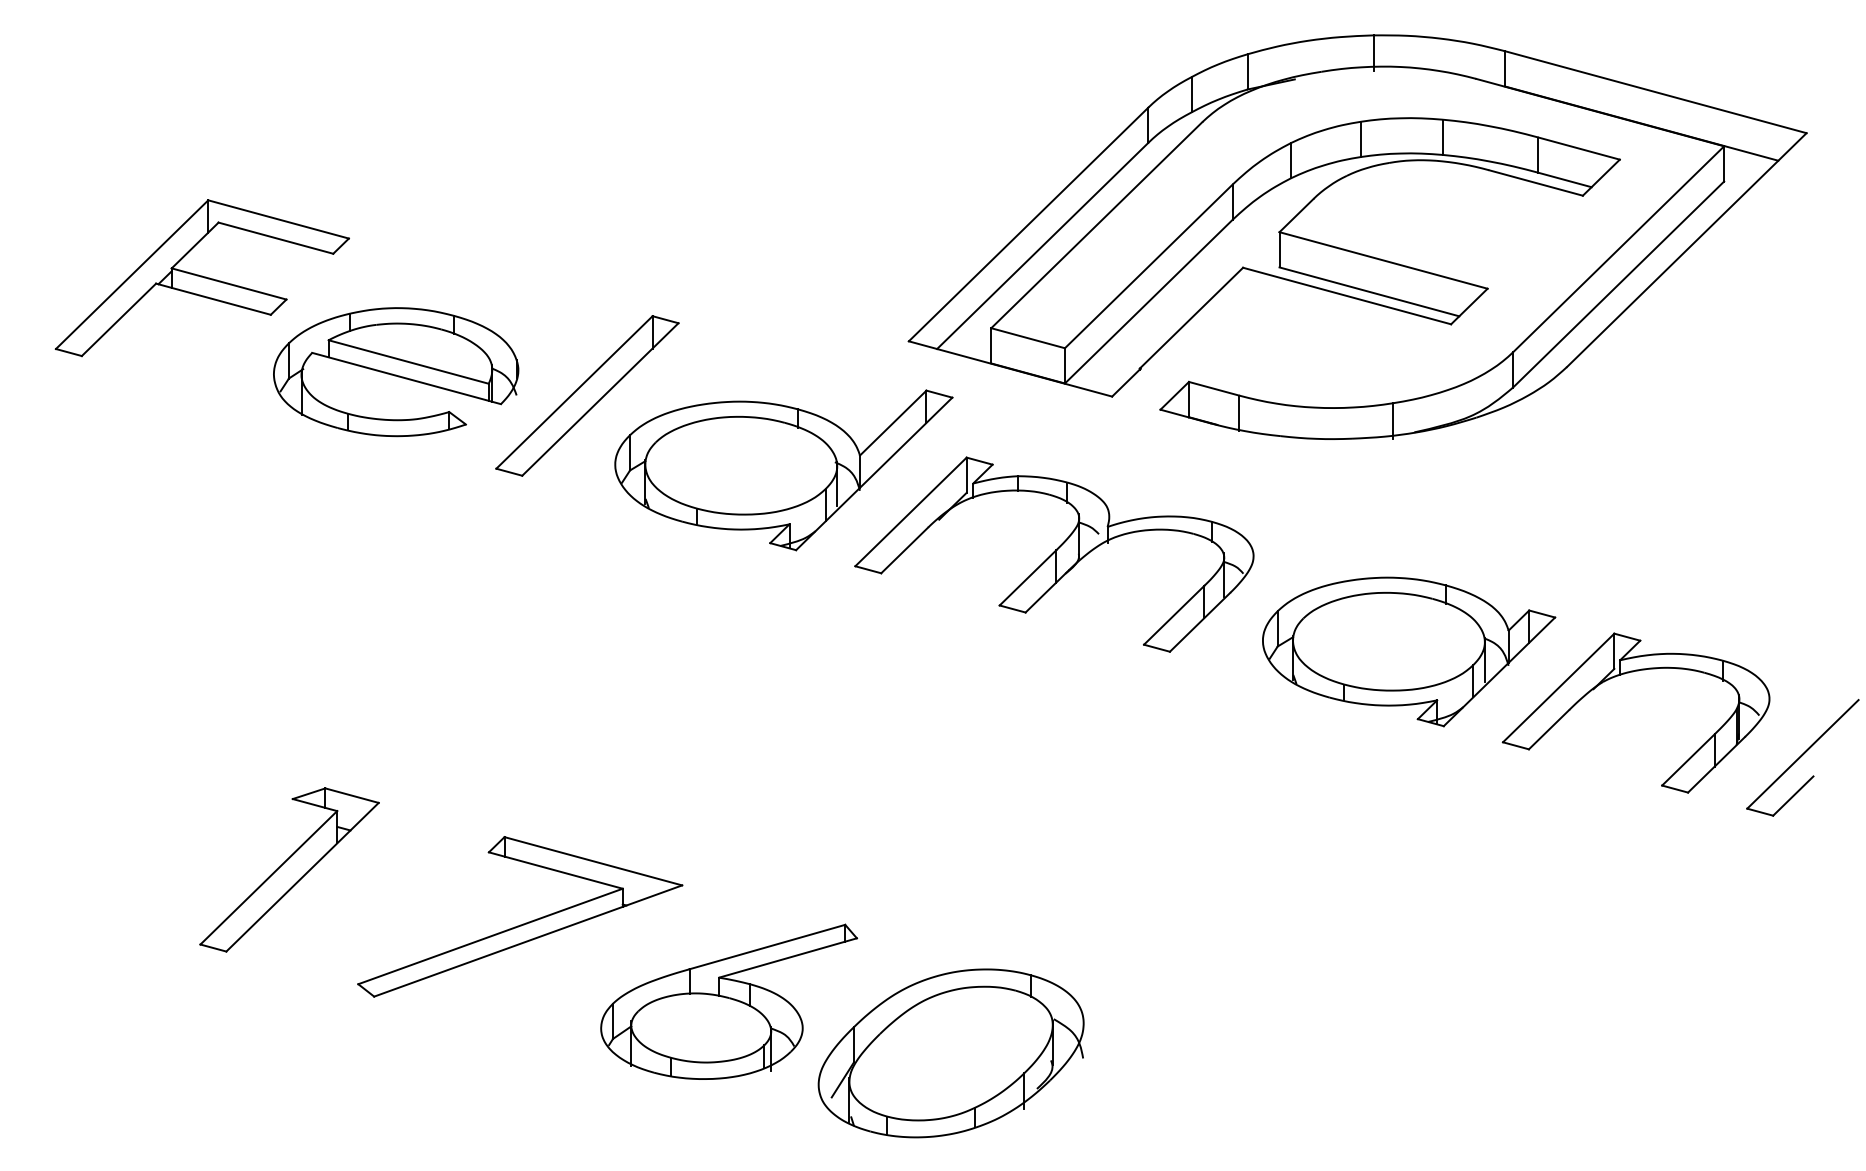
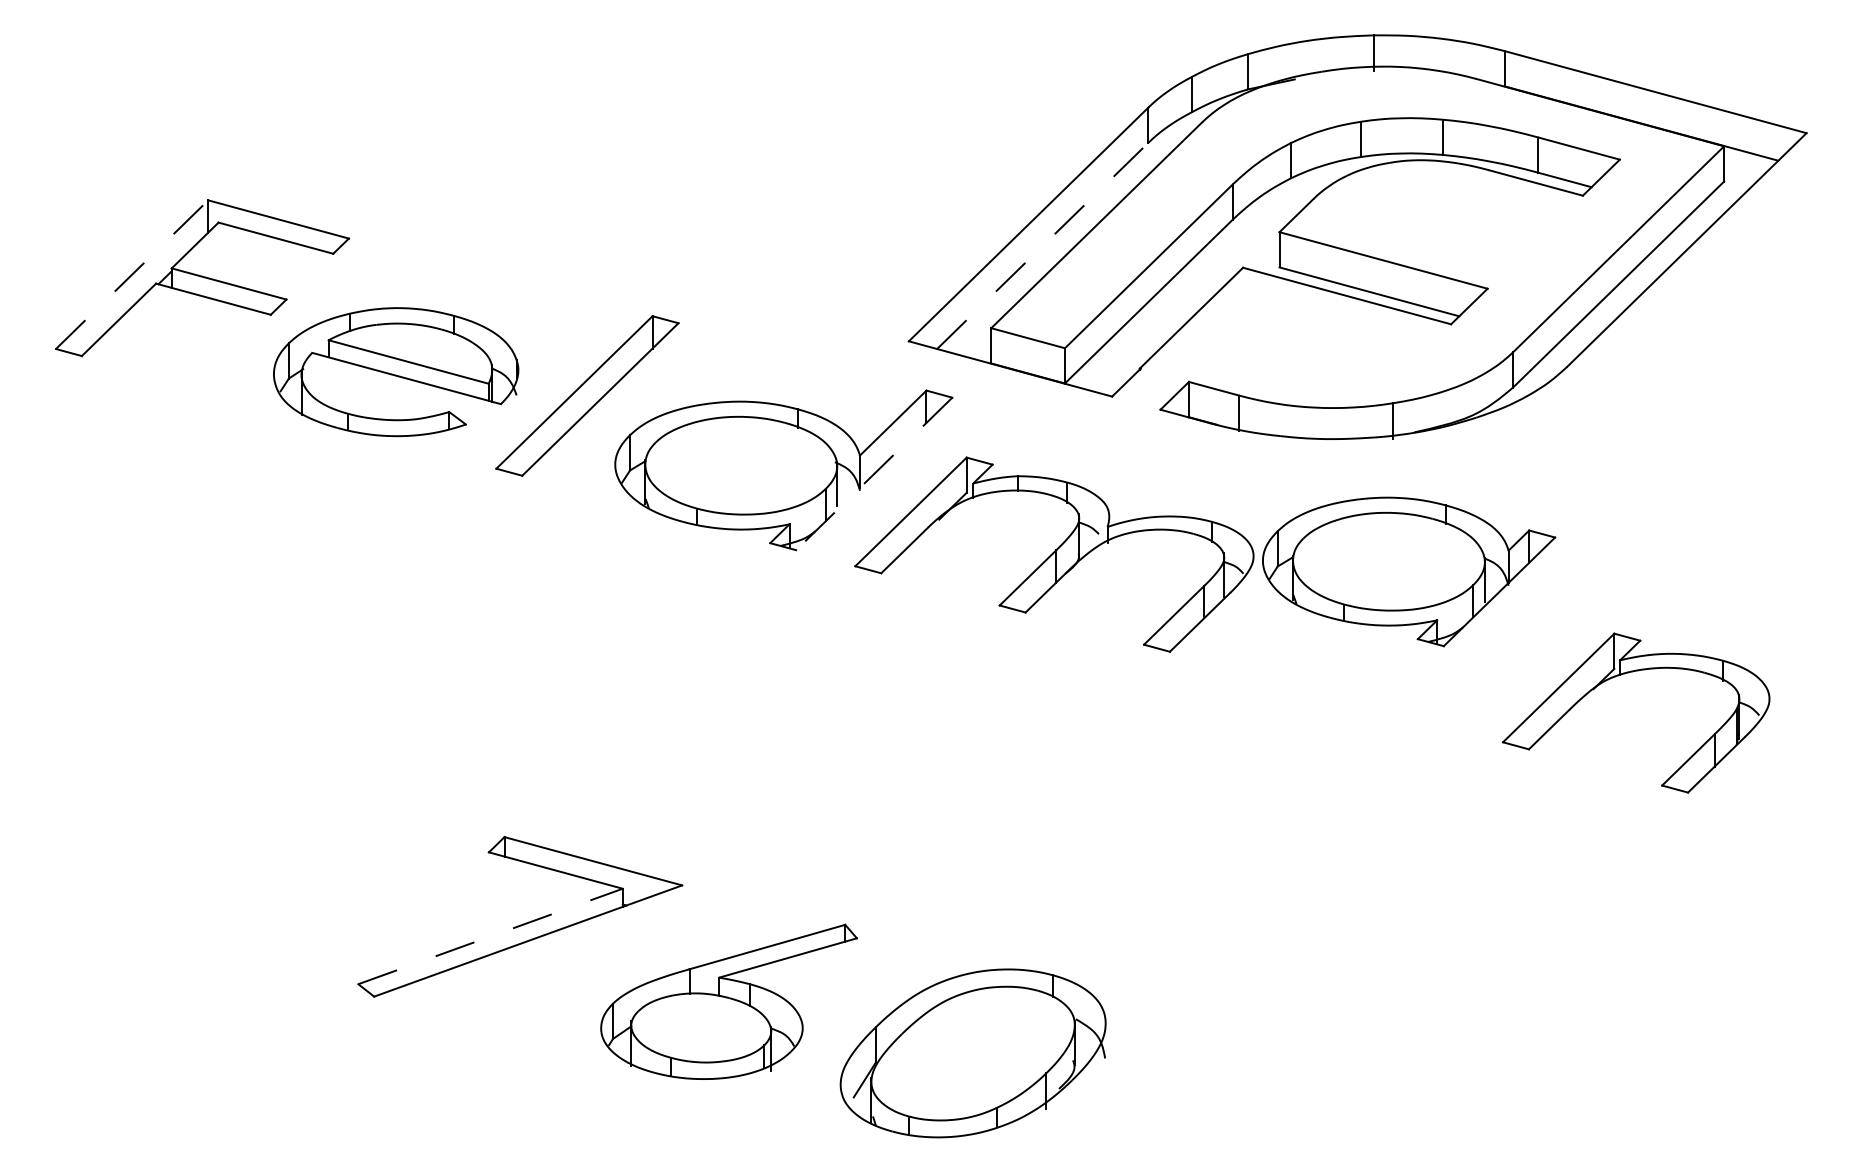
line: solid -> dashed (1042, 245)
line: solid -> dashed (132, 274)
line: solid -> dashed (873, 474)
part position: (1409, 651) -> (1409, 571) (1409, 571)
part: present -> none (1802, 757)
part: present -> none (289, 869)
line: solid -> dashed (490, 936)
part position: (950, 1053) -> (972, 1053) (972, 1053)
